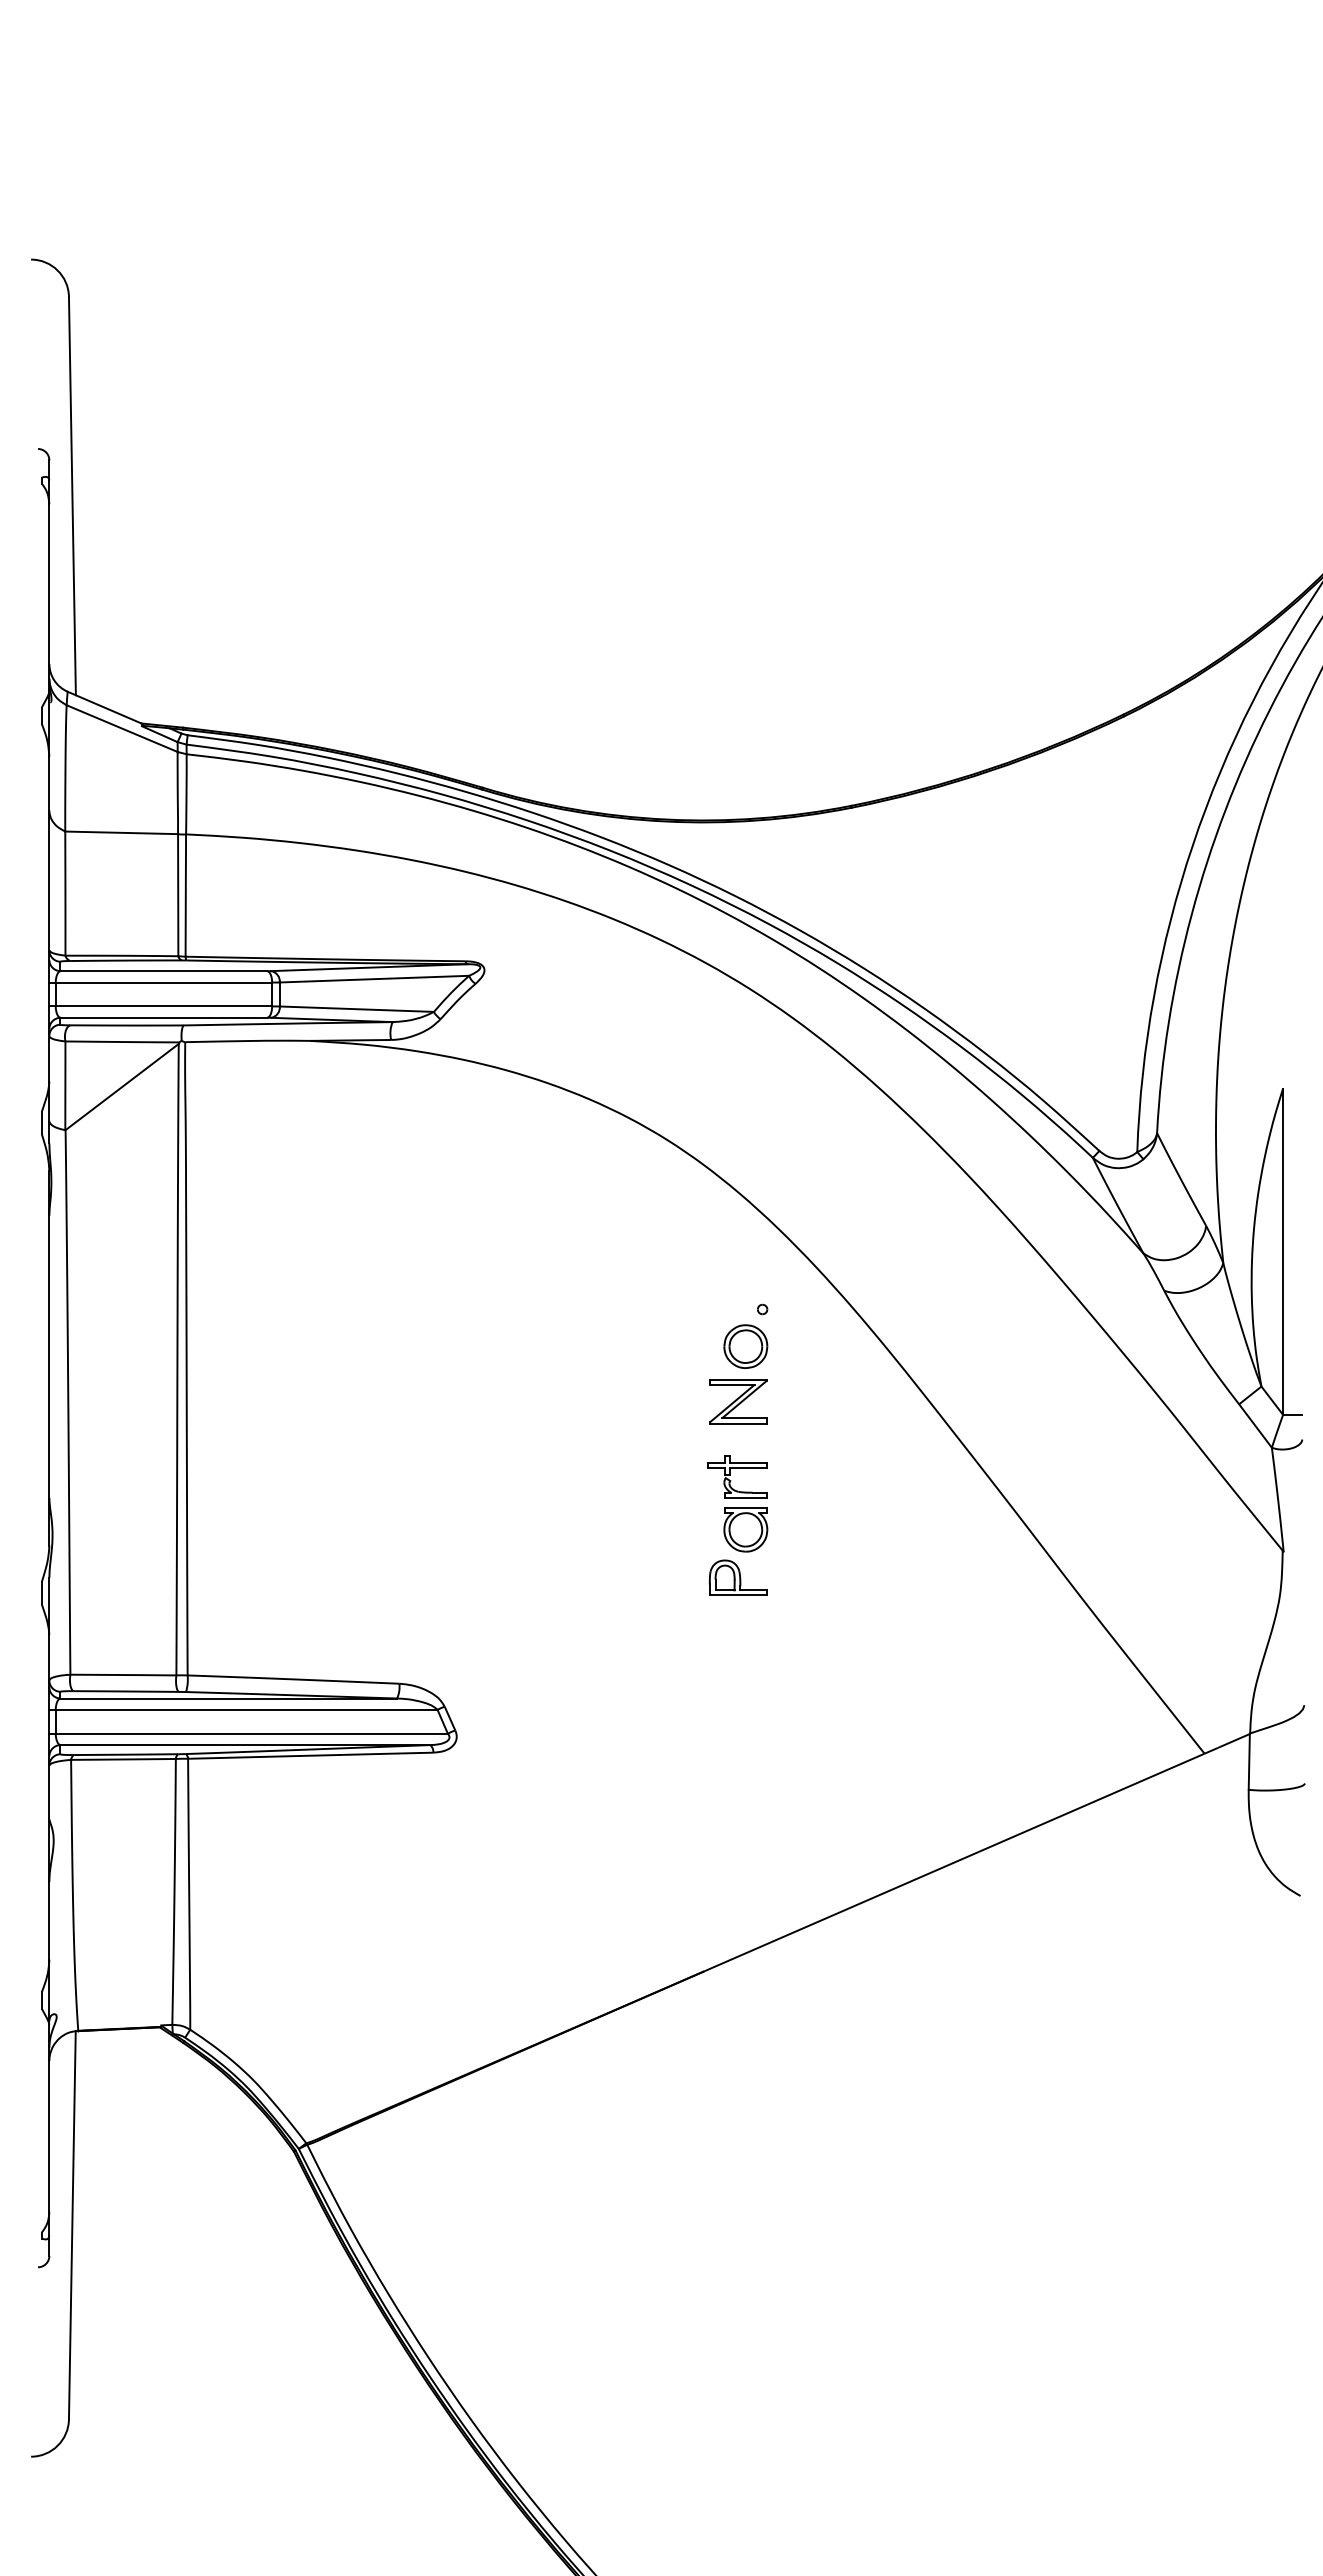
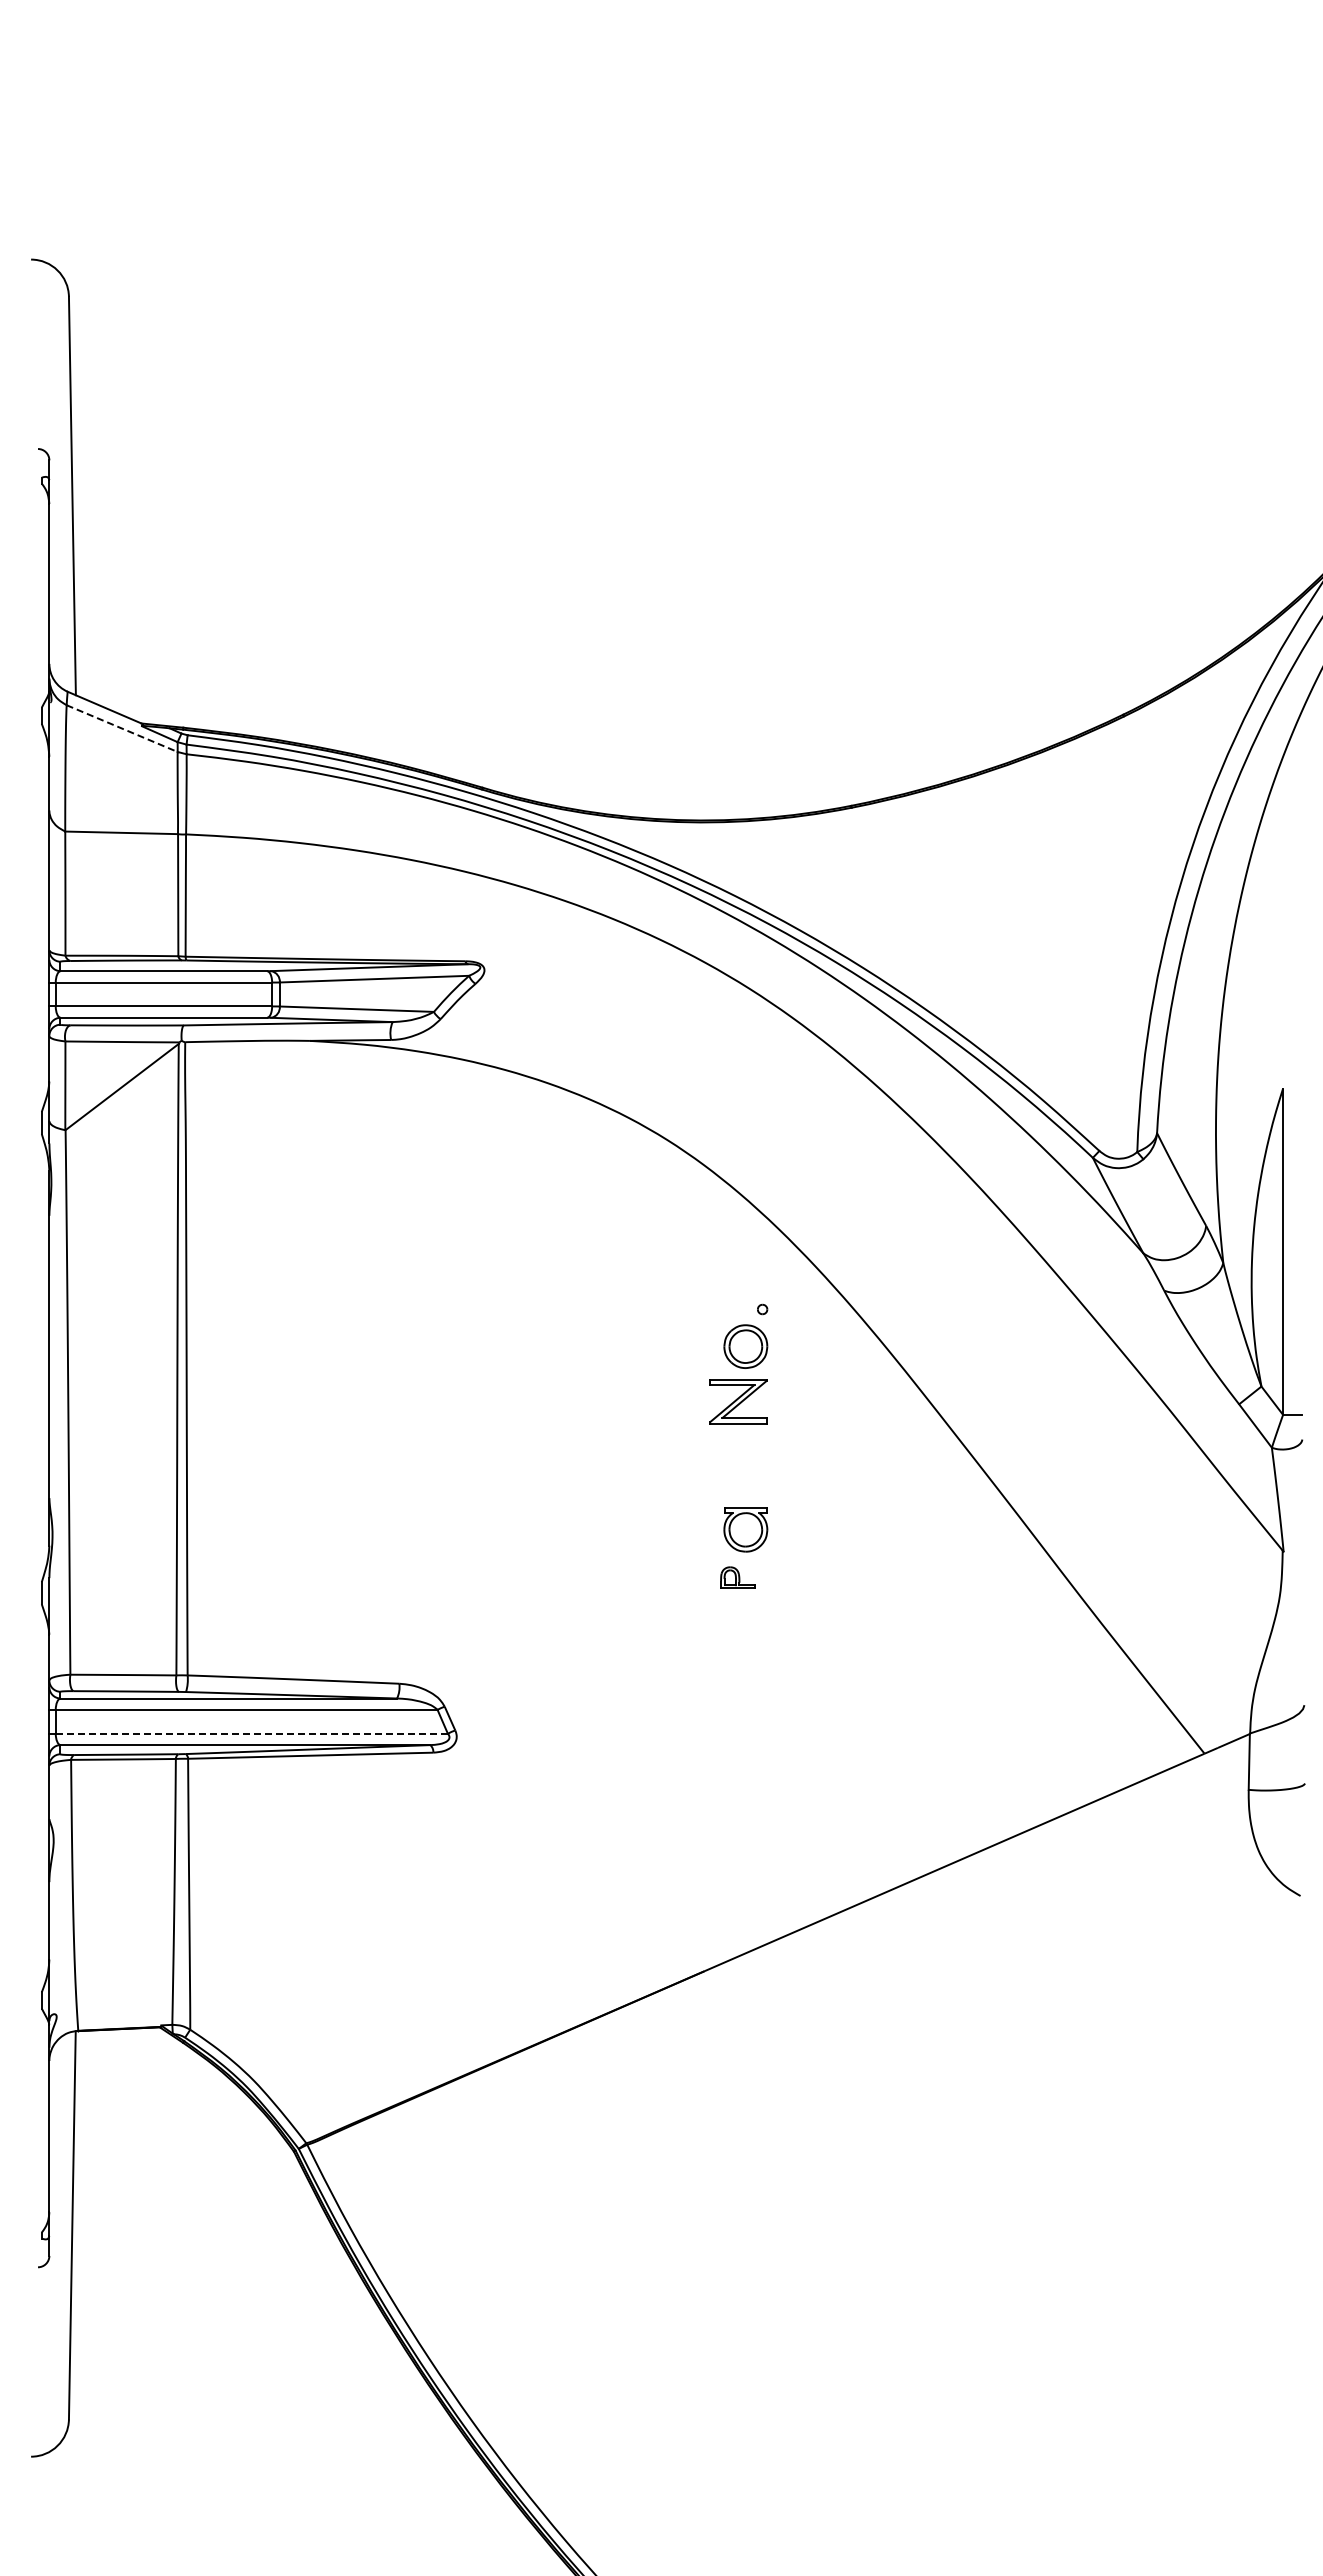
line: solid -> dashed (122, 728)
part: present -> none (730, 1475)
part size: 60x37 px -> 36x23 px (737, 1577)
line: solid -> dashed (252, 1733)
